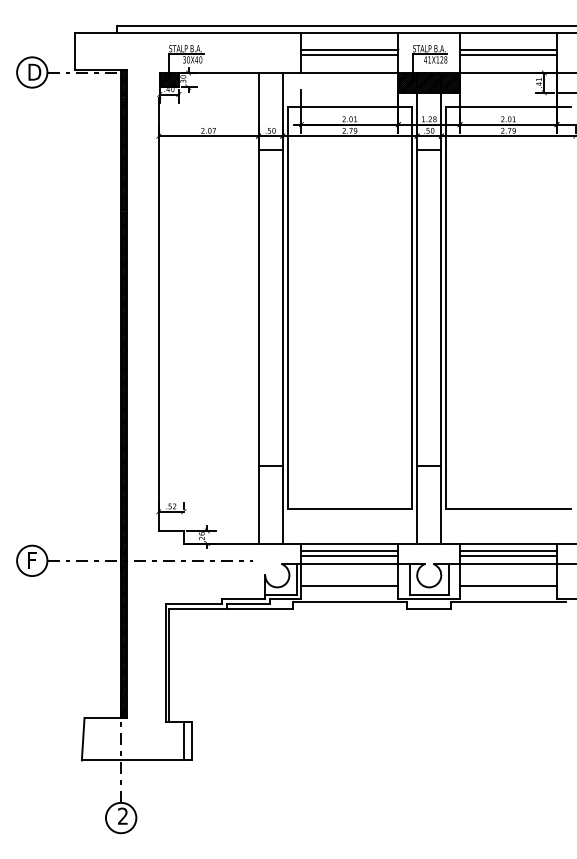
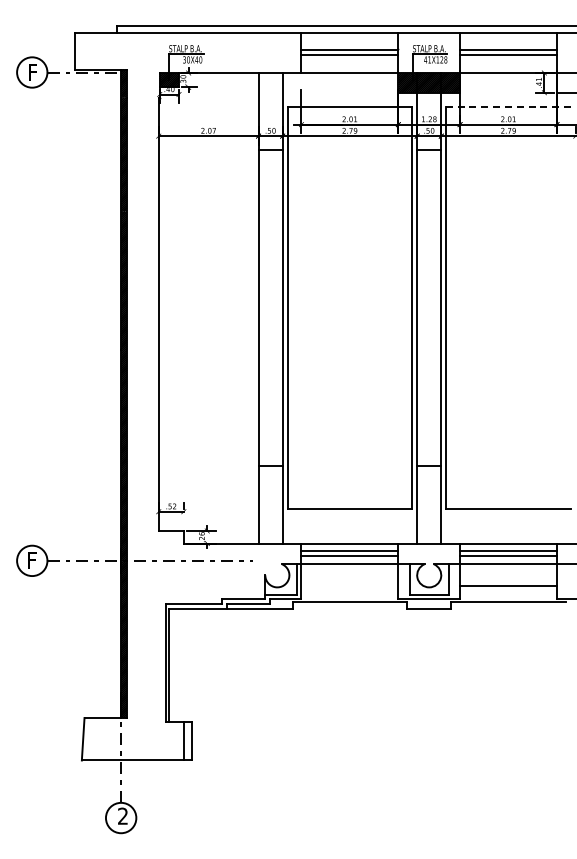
text: D -> F (34, 71)
line: solid -> dashed (508, 107)
line: present -> none (349, 585)
